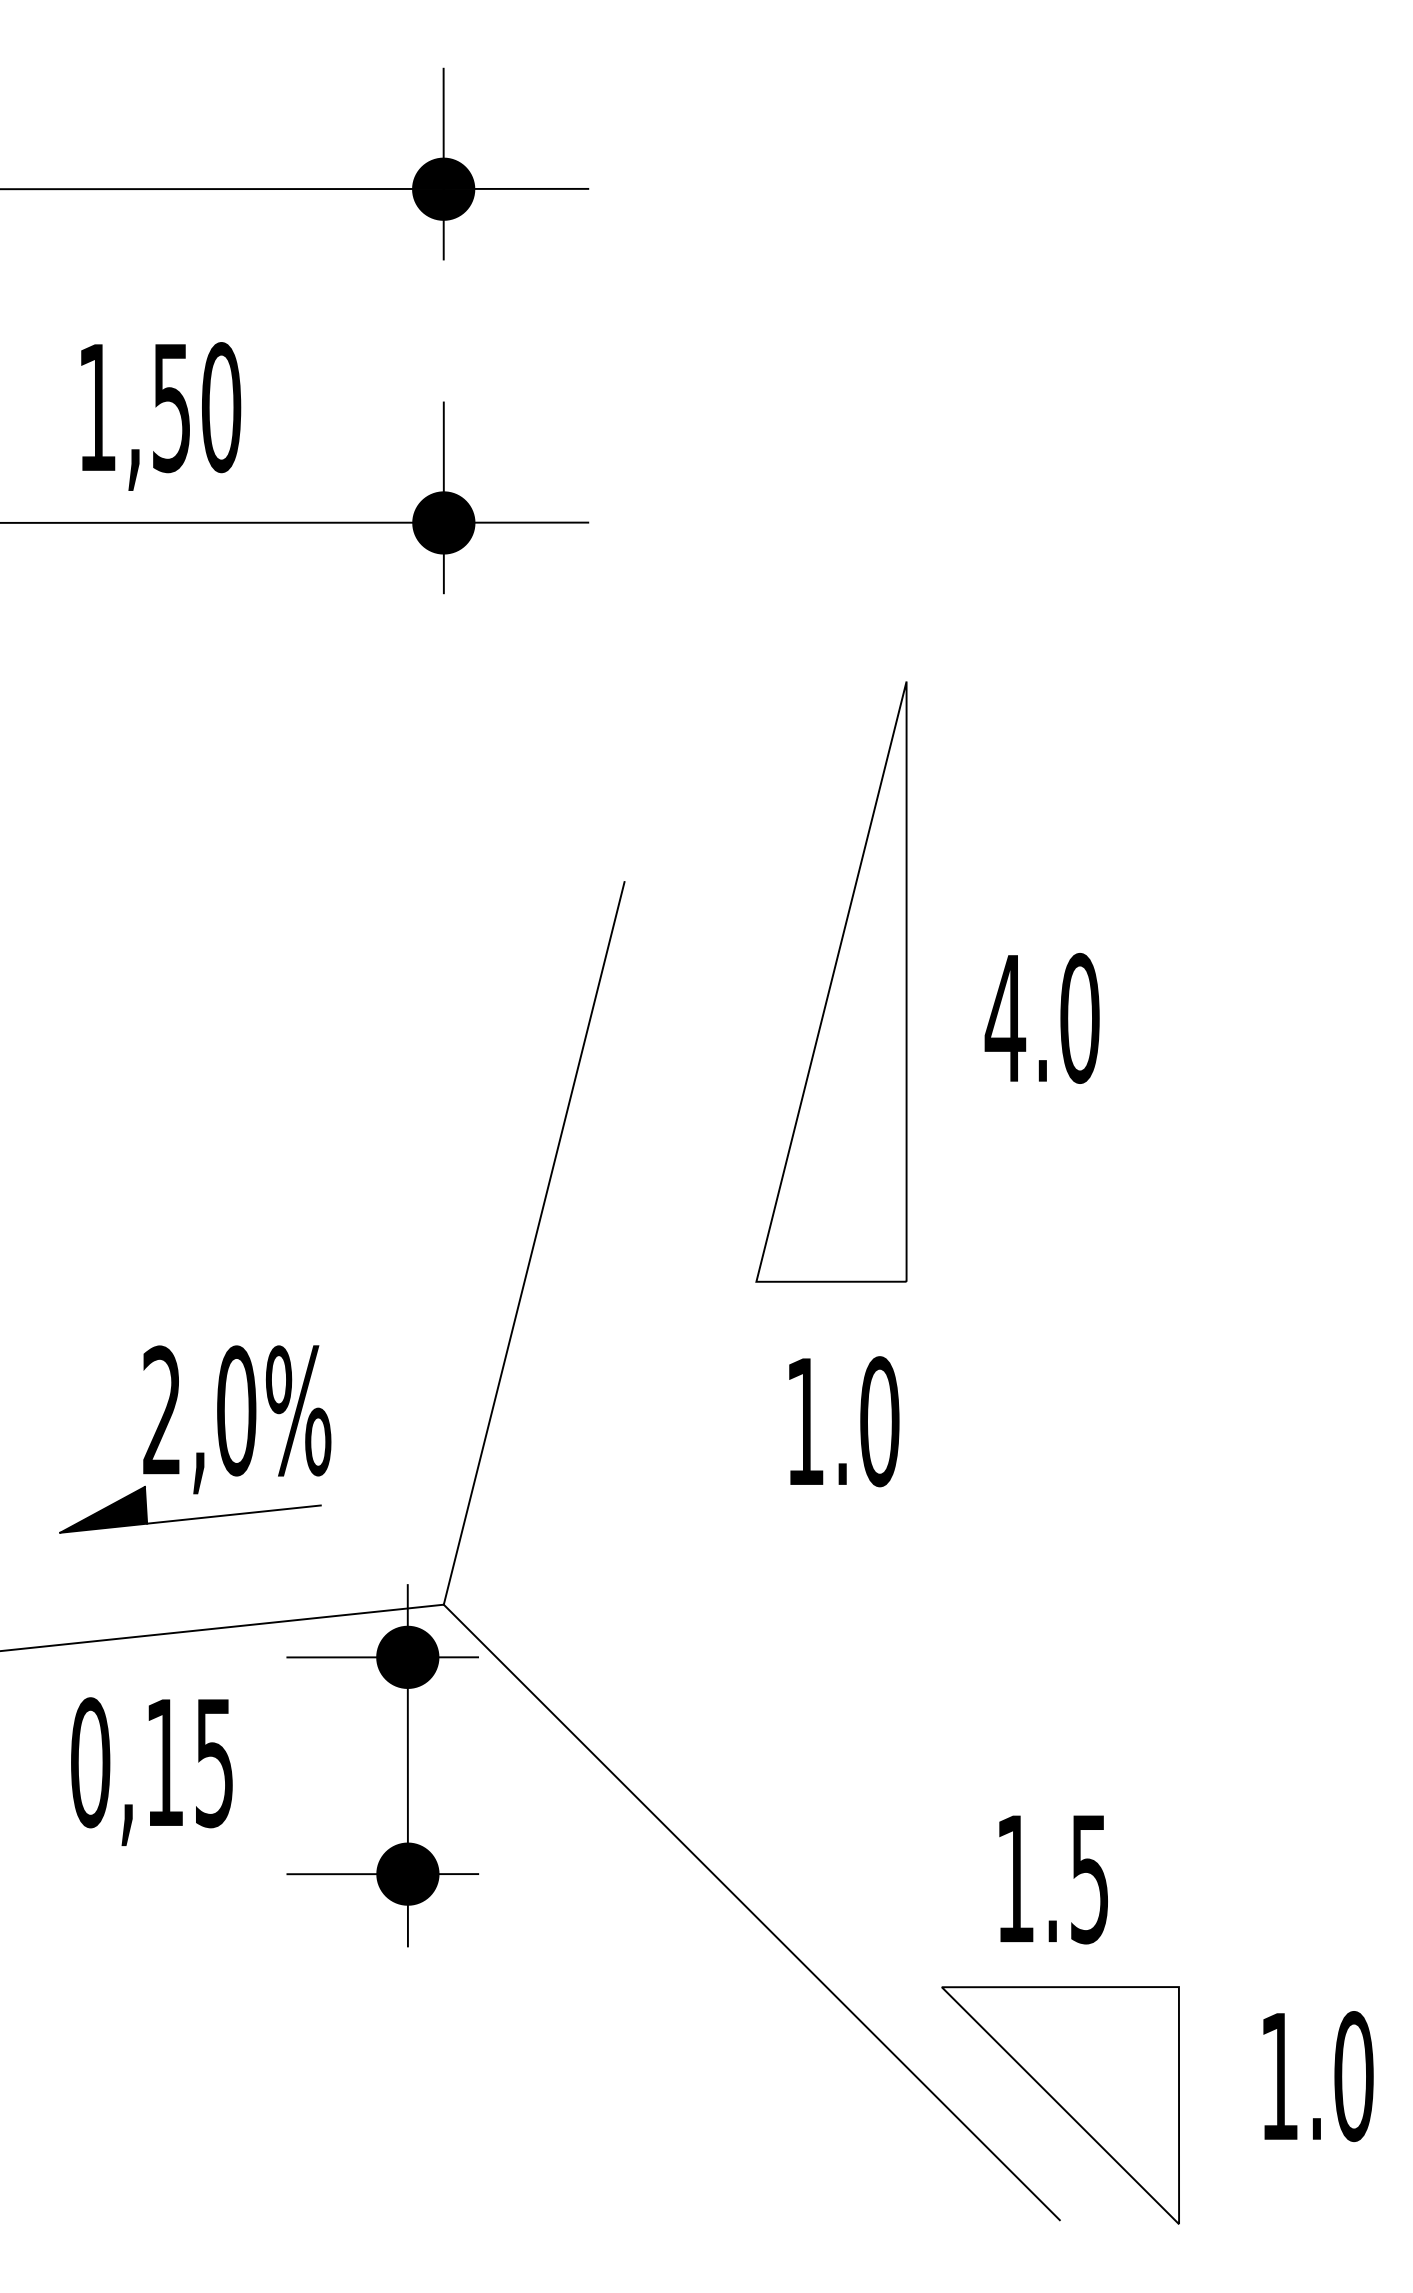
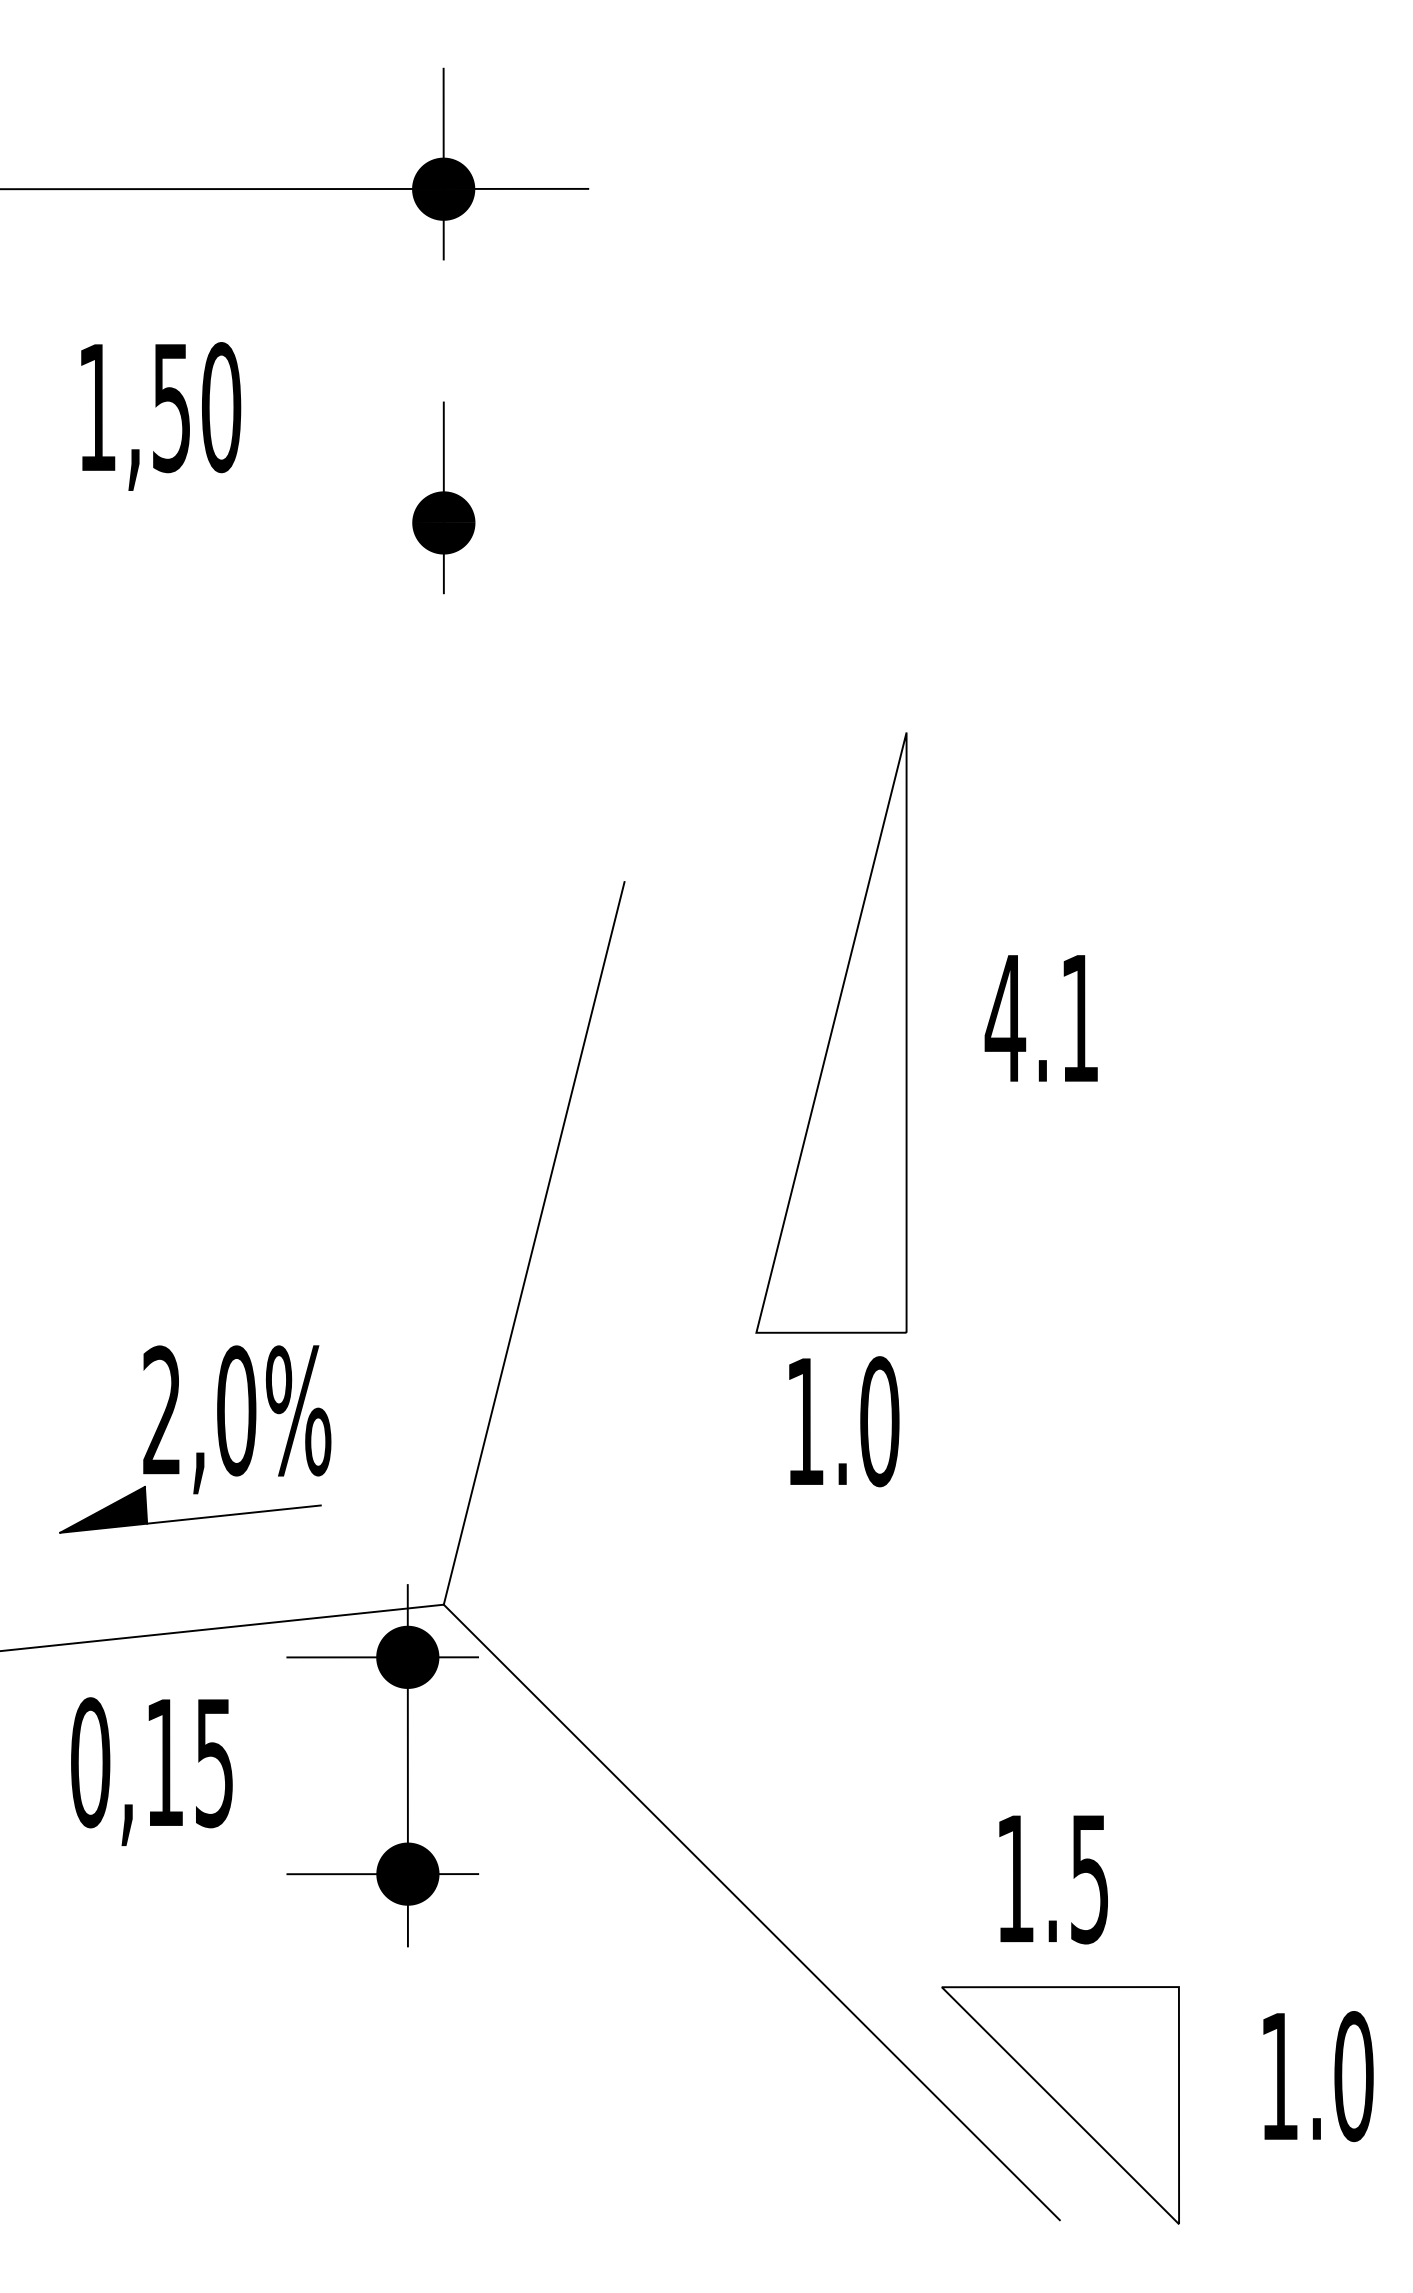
line: present -> none (295, 522)
part position: (831, 981) -> (831, 1032) (831, 1032)
text: 4.0 -> 4.1 (1079, 1017)
